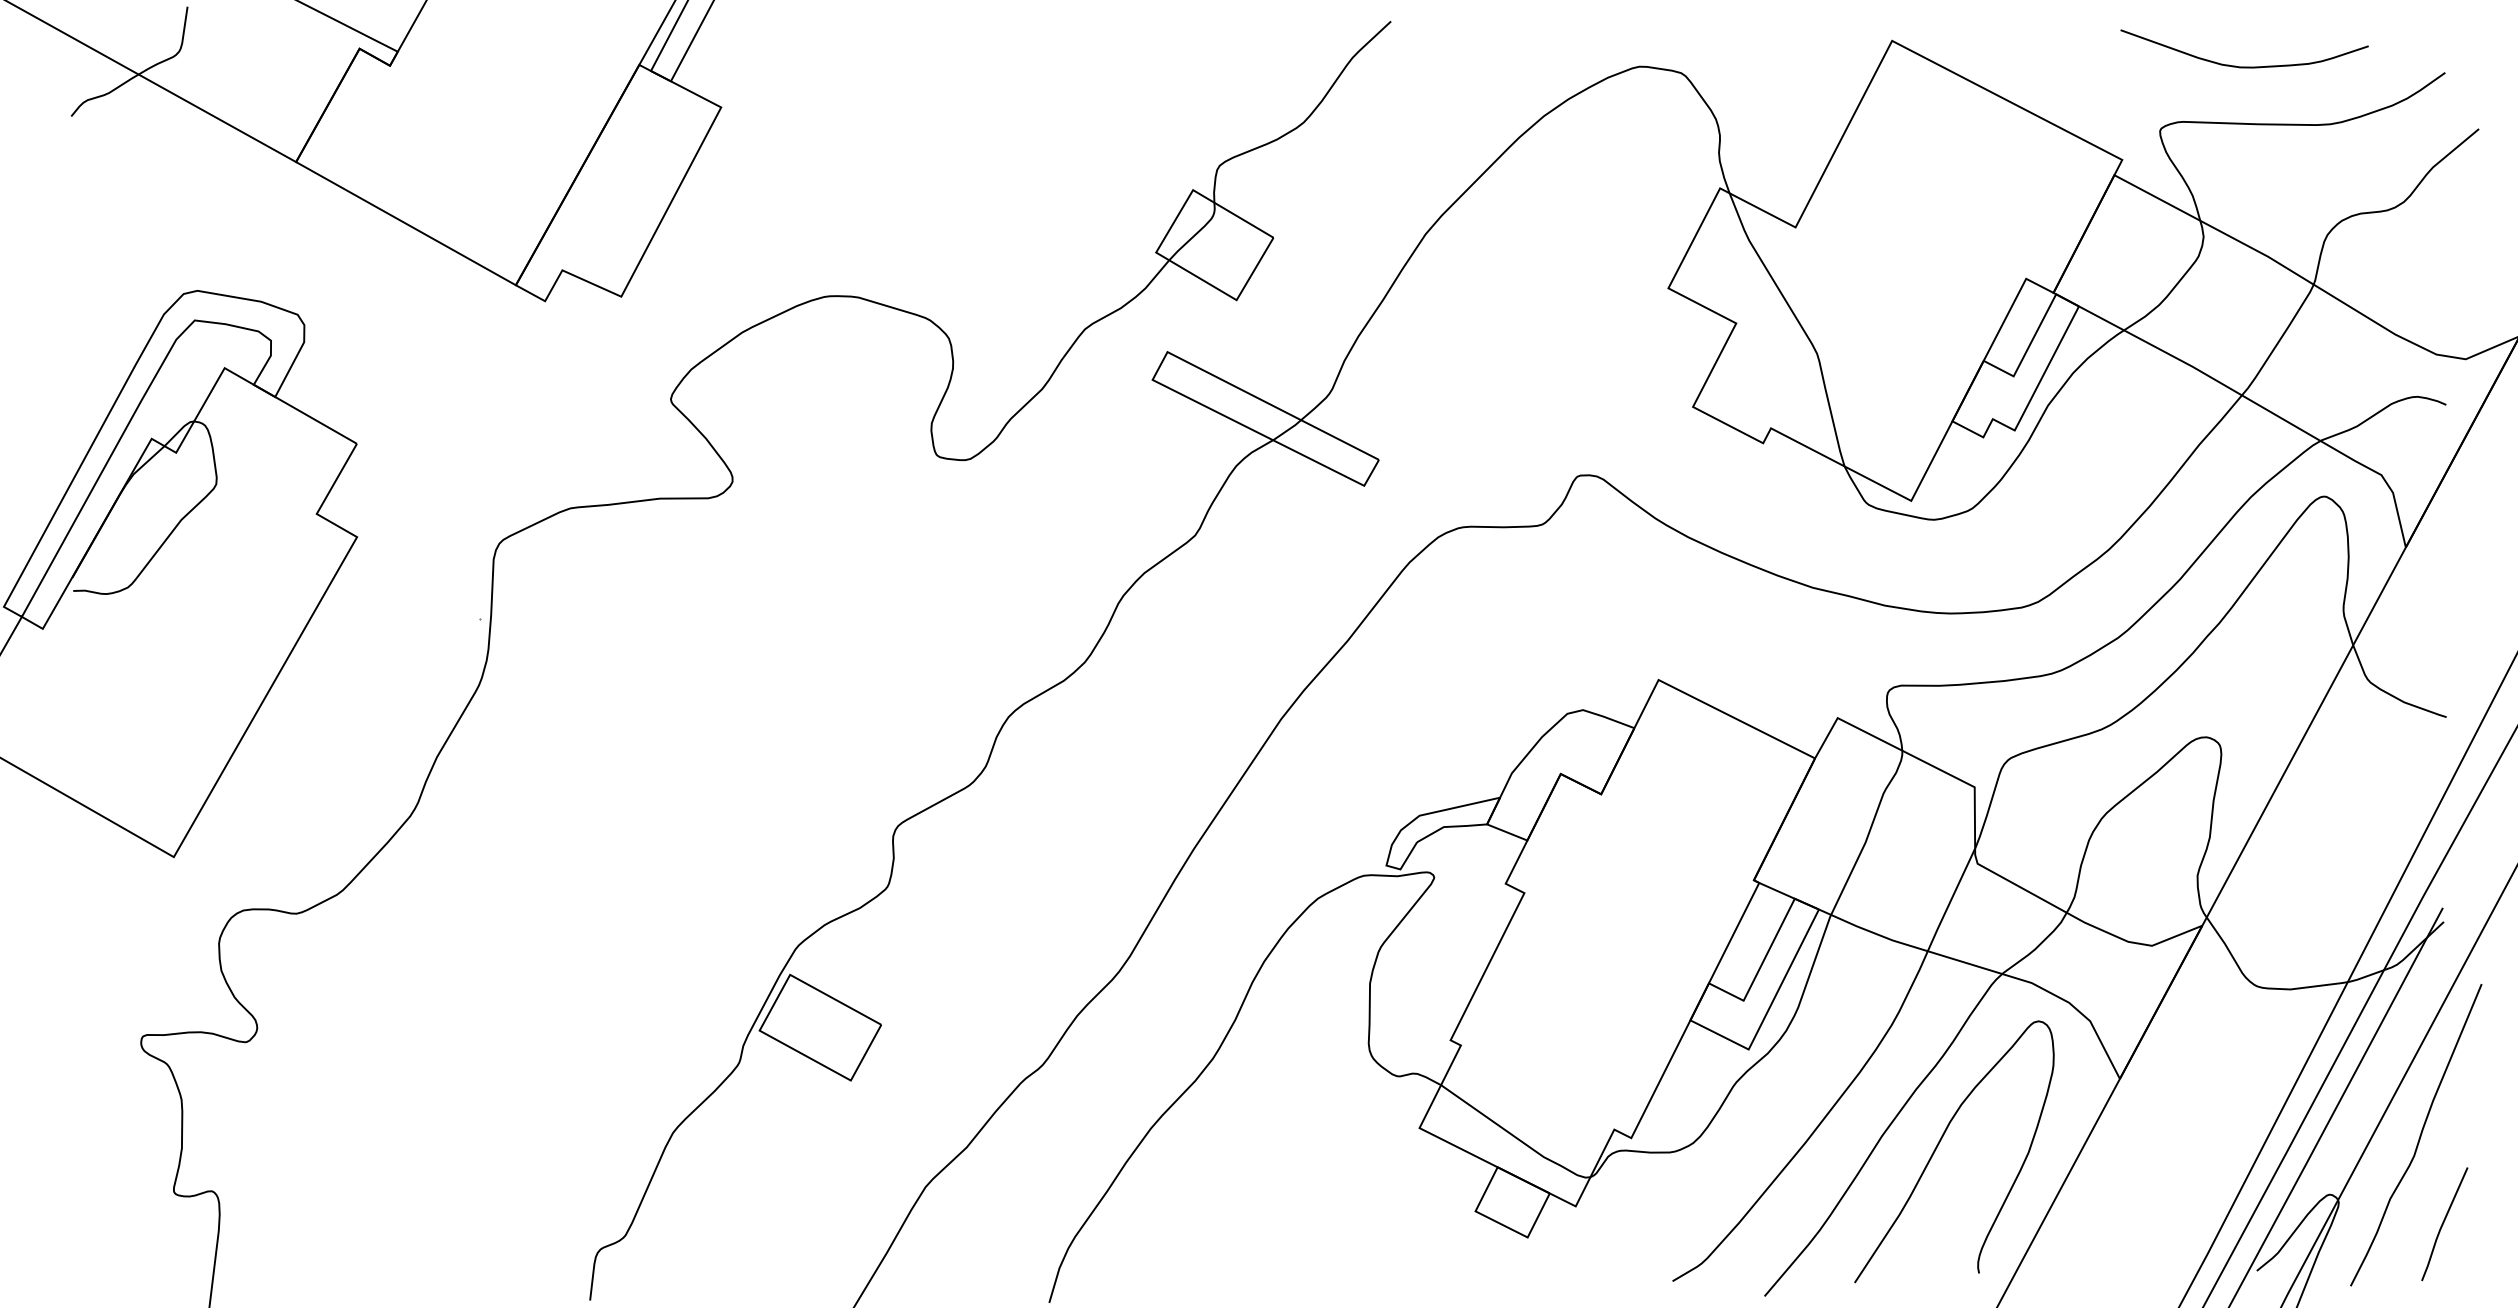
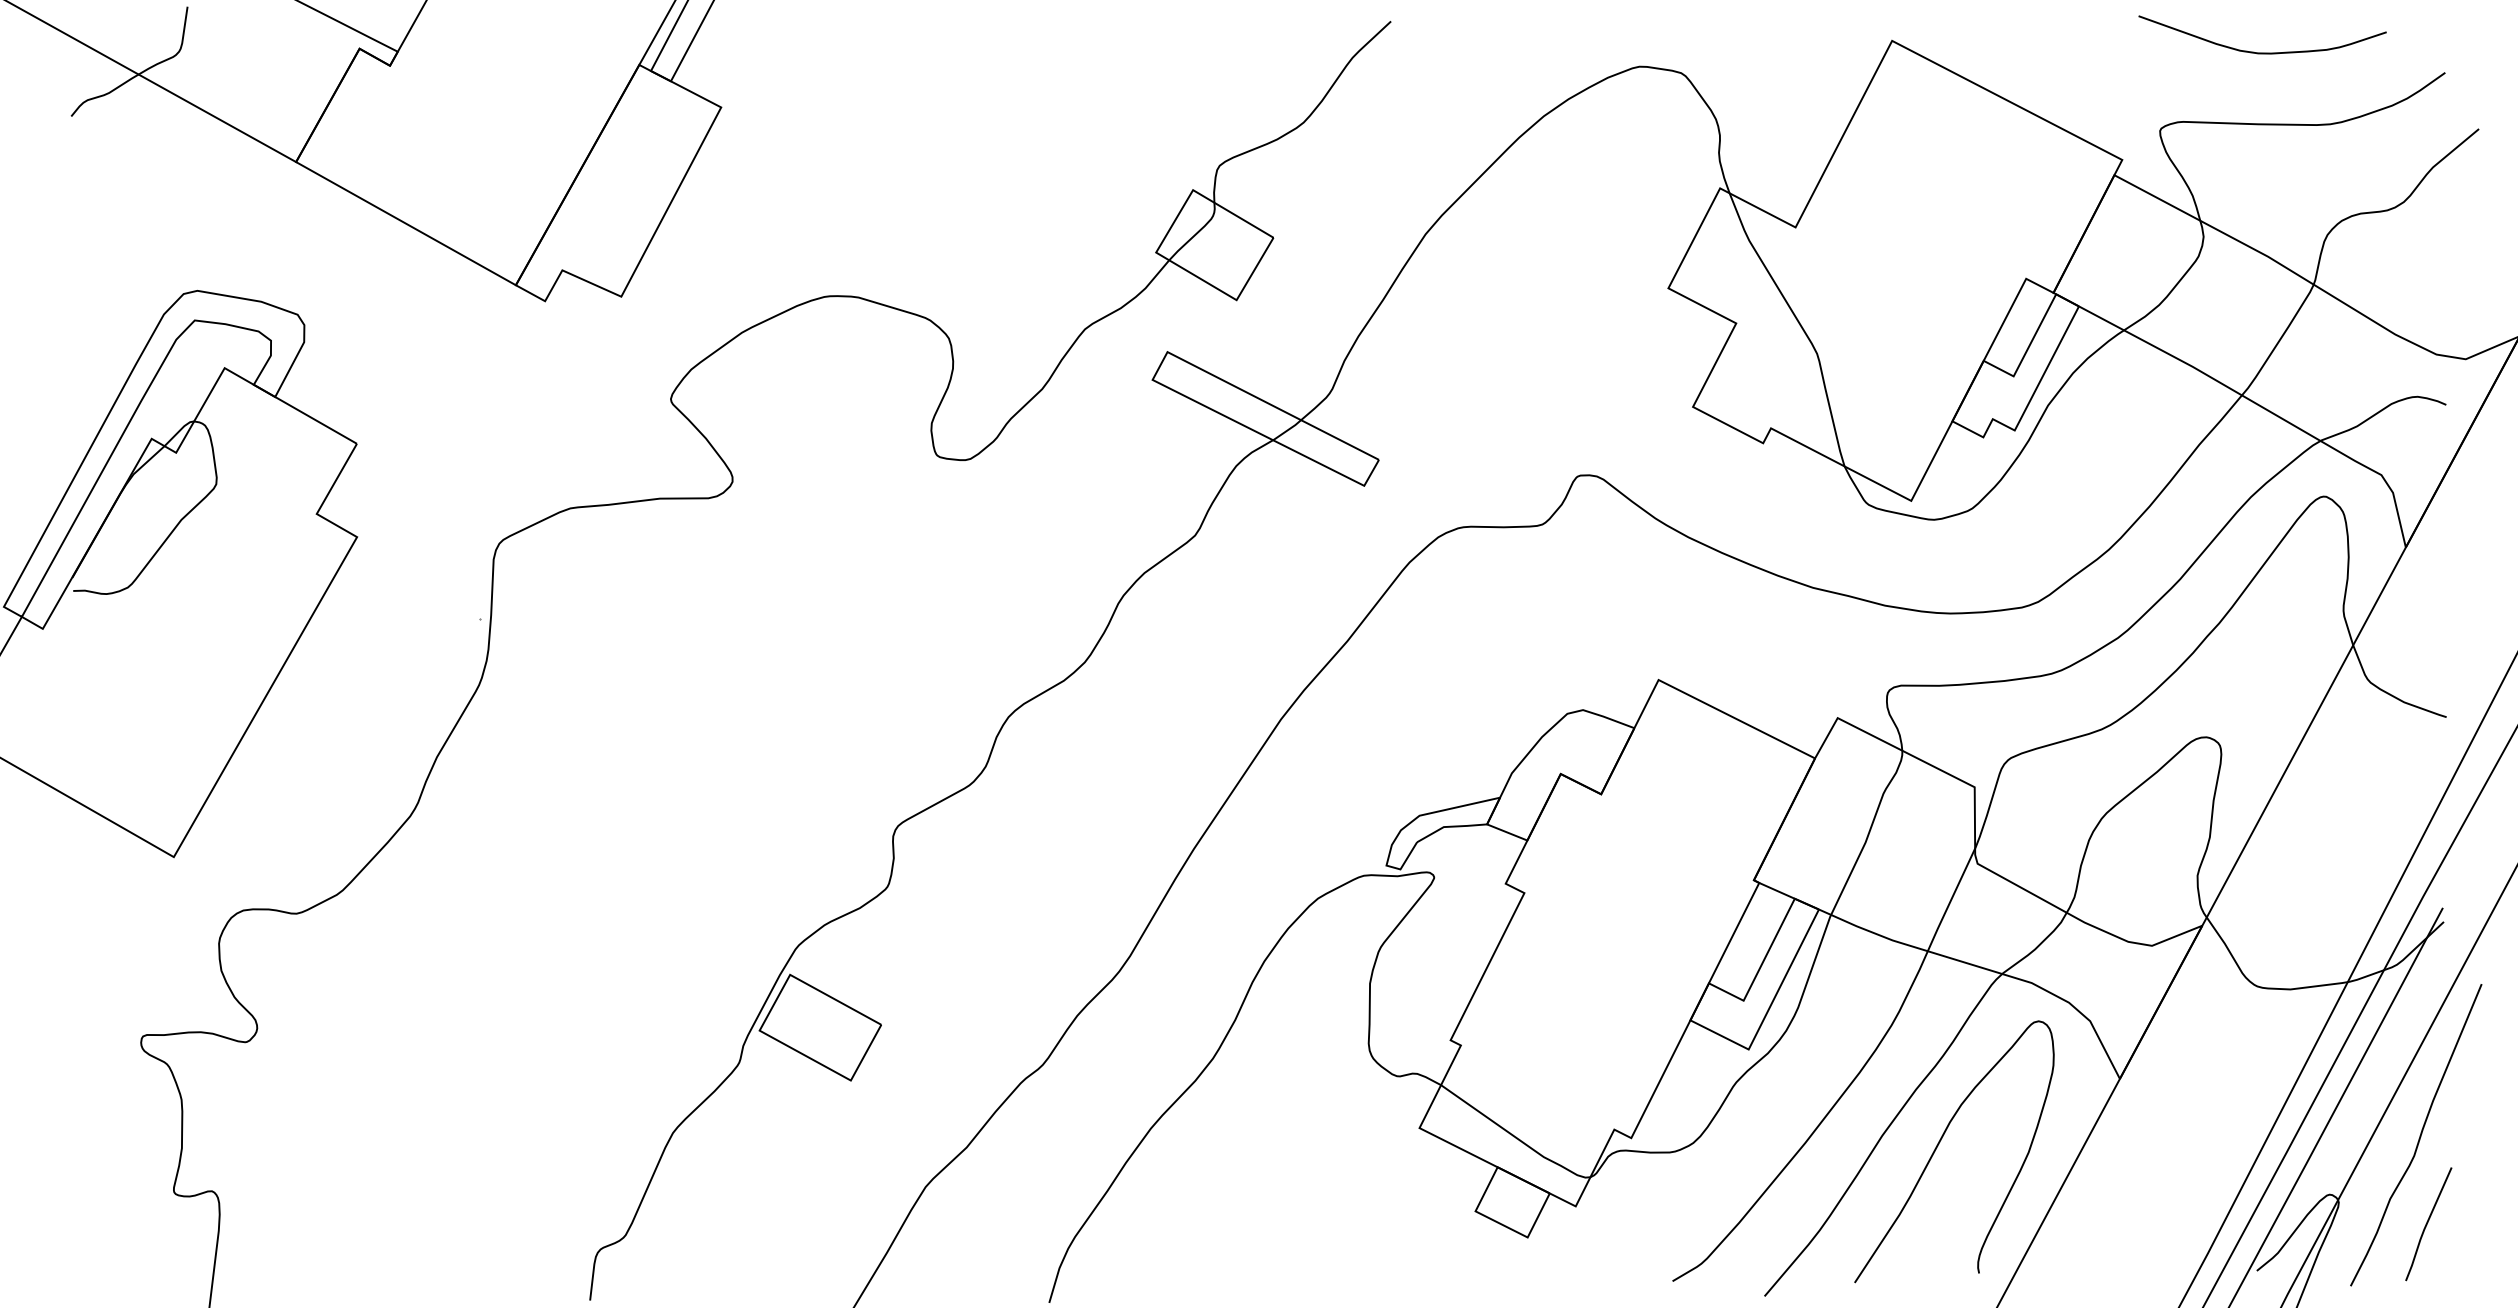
curve position: (2244, 66) -> (2262, 52) (2262, 52)
line position: (2443, 1224) -> (2427, 1224) (2427, 1224)
